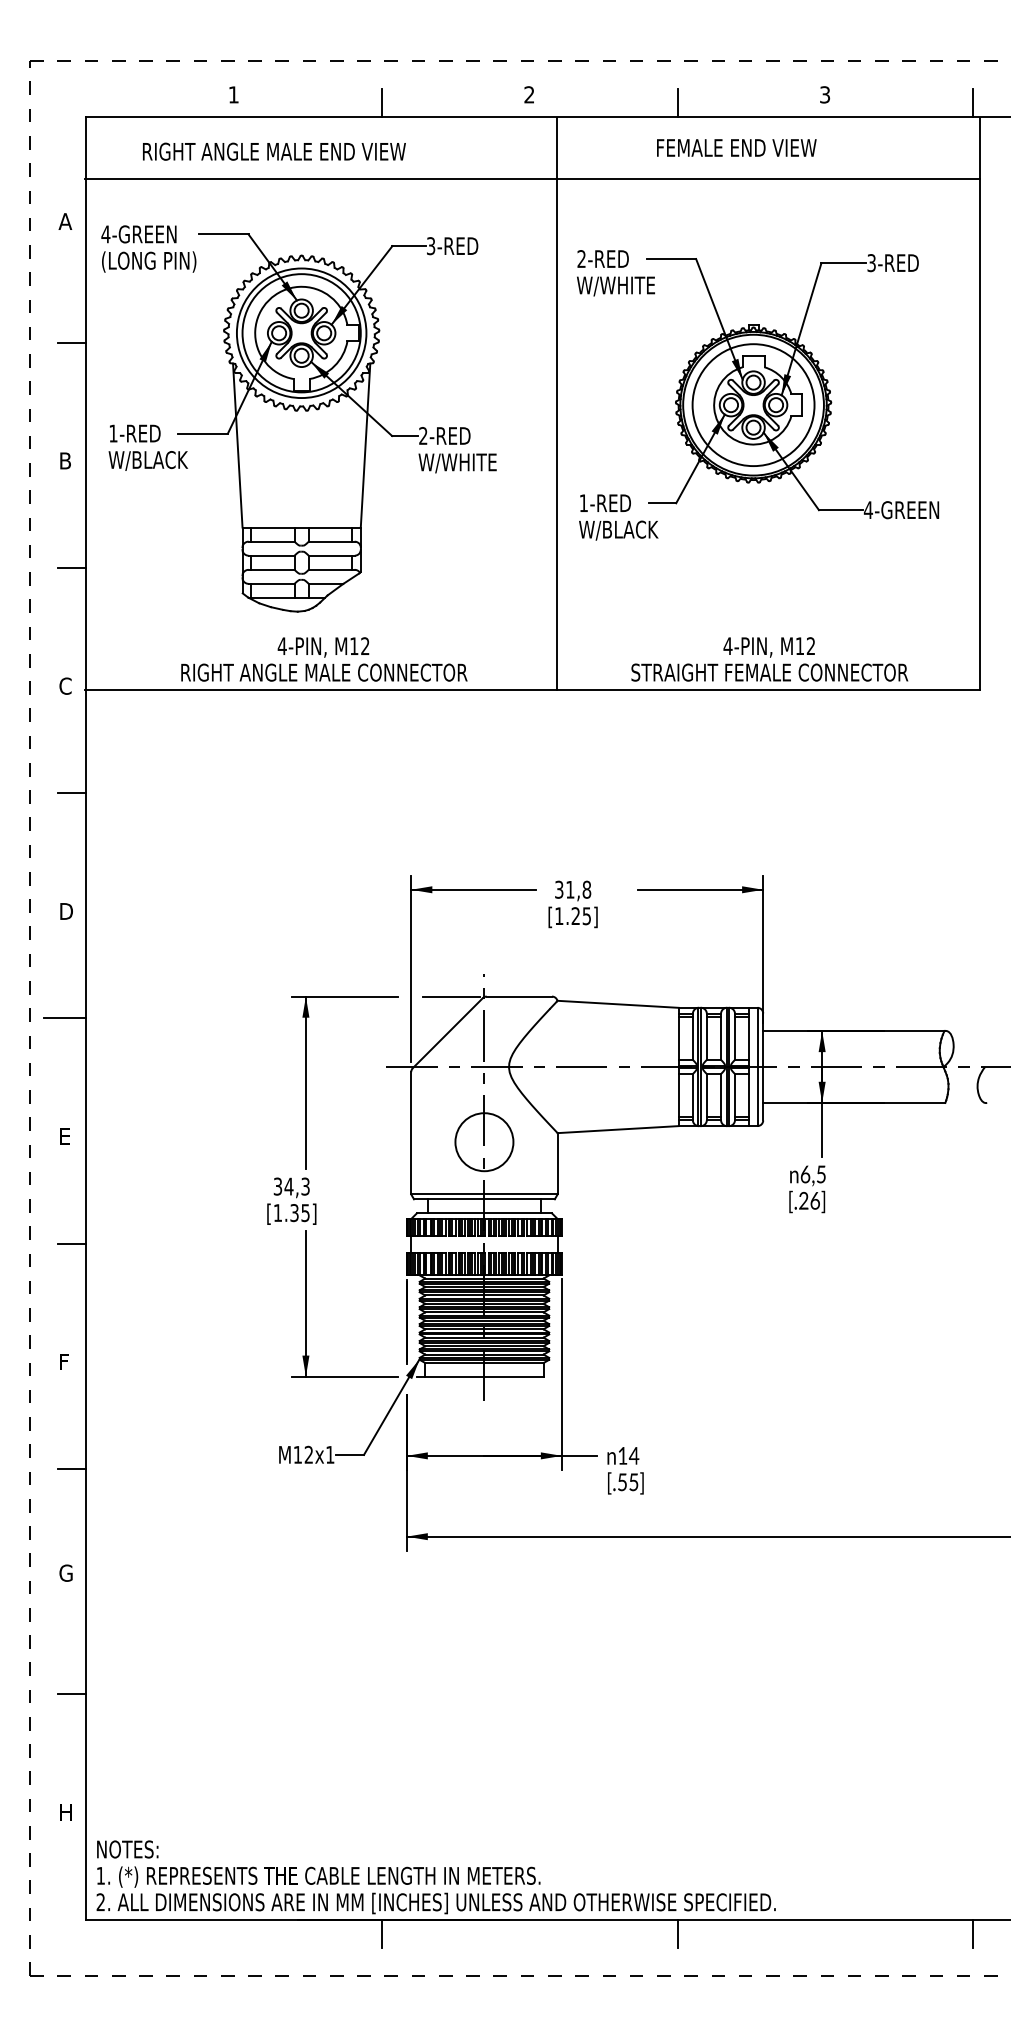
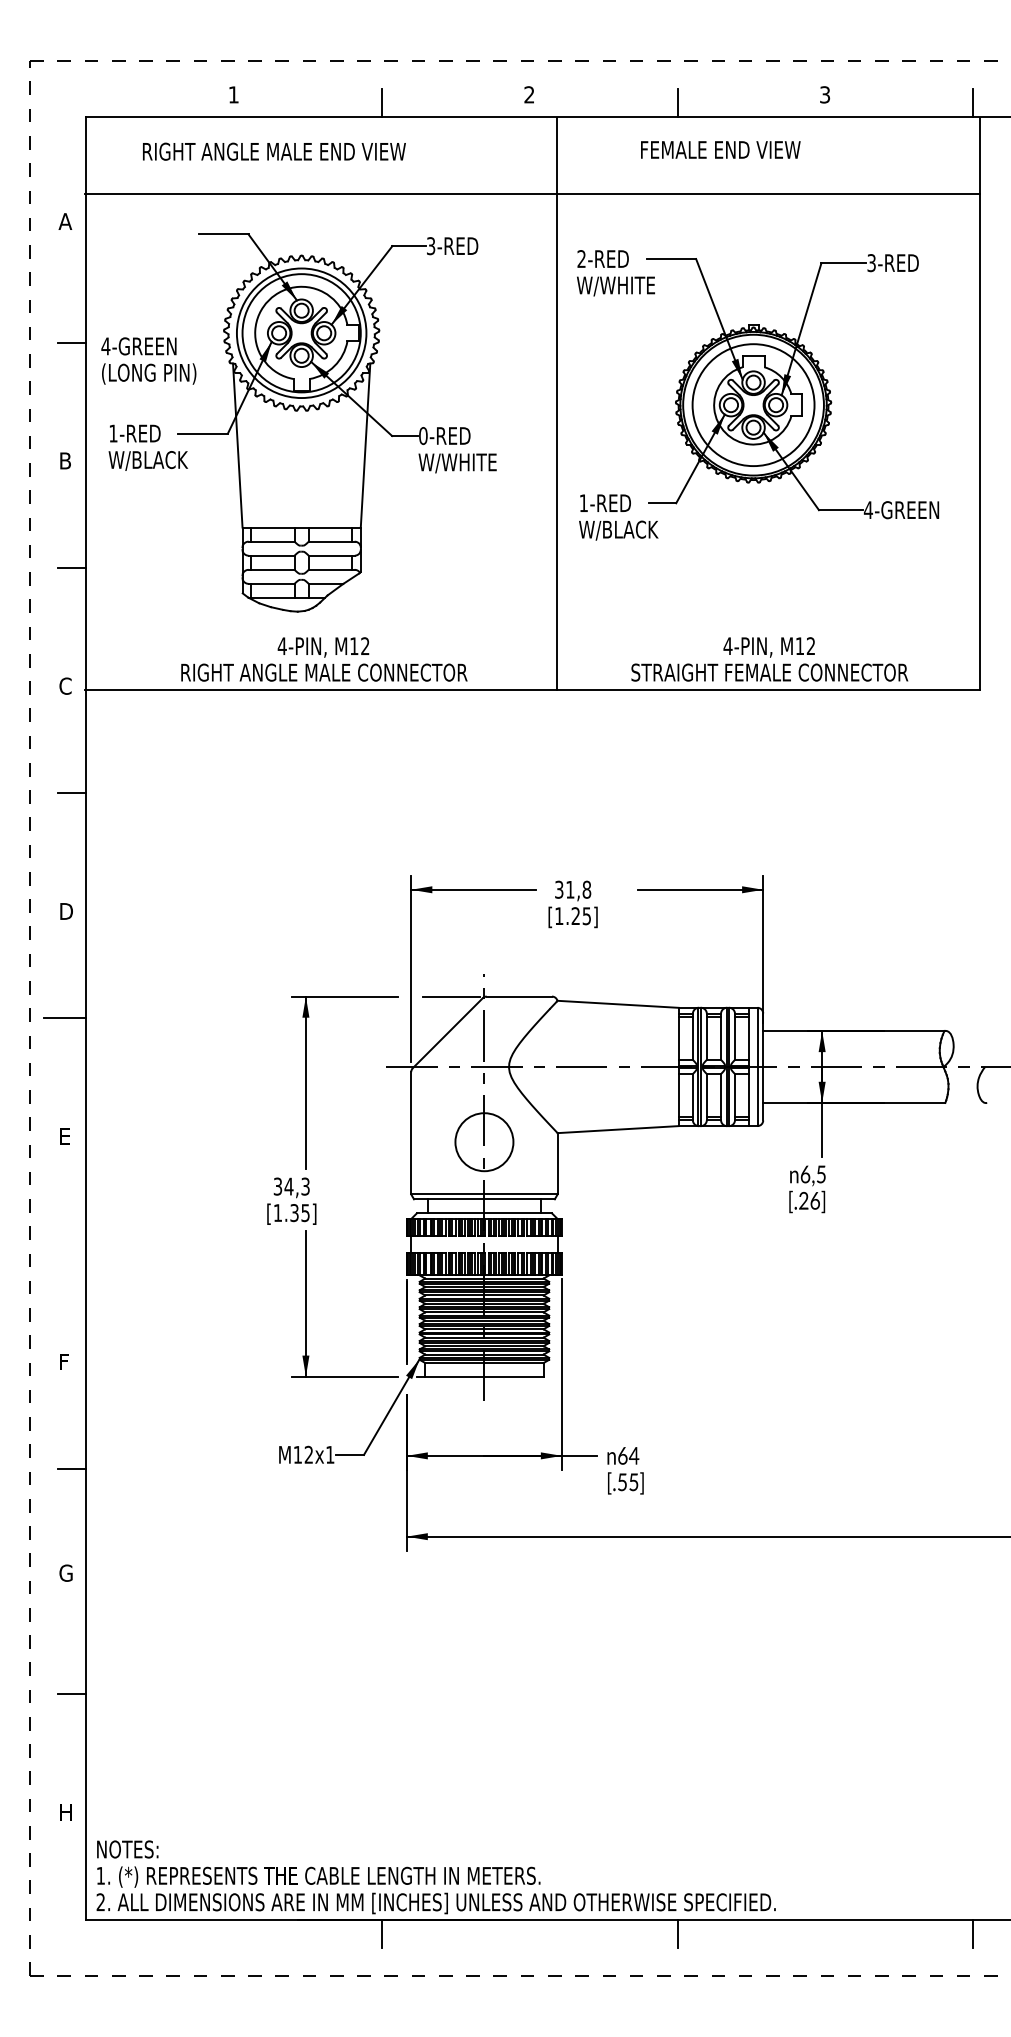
text position: (736, 147) -> (720, 149) (720, 149)
line position: (532, 178) -> (532, 193) (532, 193)
text position: (148, 248) -> (148, 360) (148, 360)
text: 2-RED -> 0-RED (423, 436)
line: present -> none (72, 1243)
text: 14 -> 64 (622, 1455)
